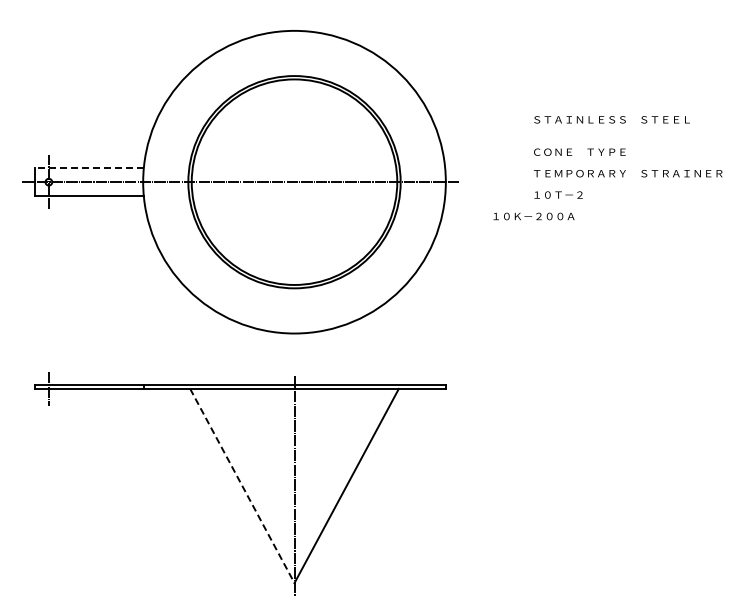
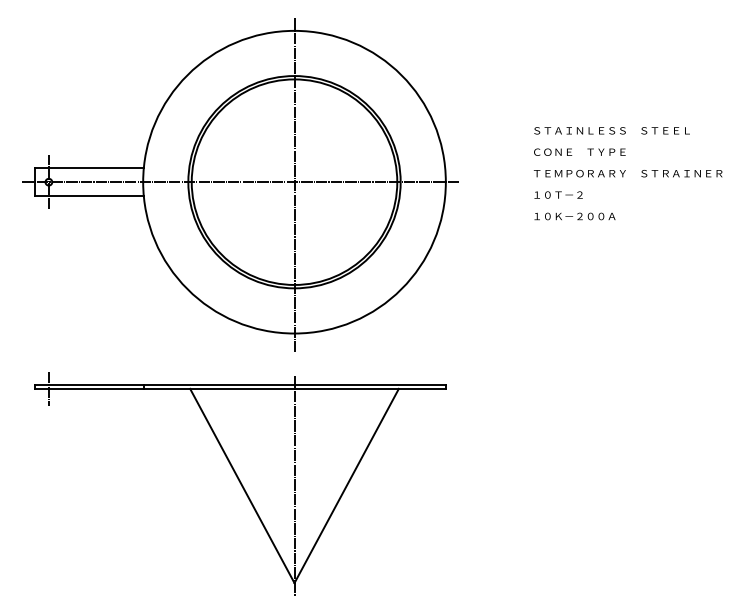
text position: (611, 119) -> (611, 130) (611, 130)
line: dashed -> solid (89, 168)
line: none -> present (294, 184)
text position: (533, 216) -> (574, 216) (574, 216)
line: dashed -> solid (242, 486)
